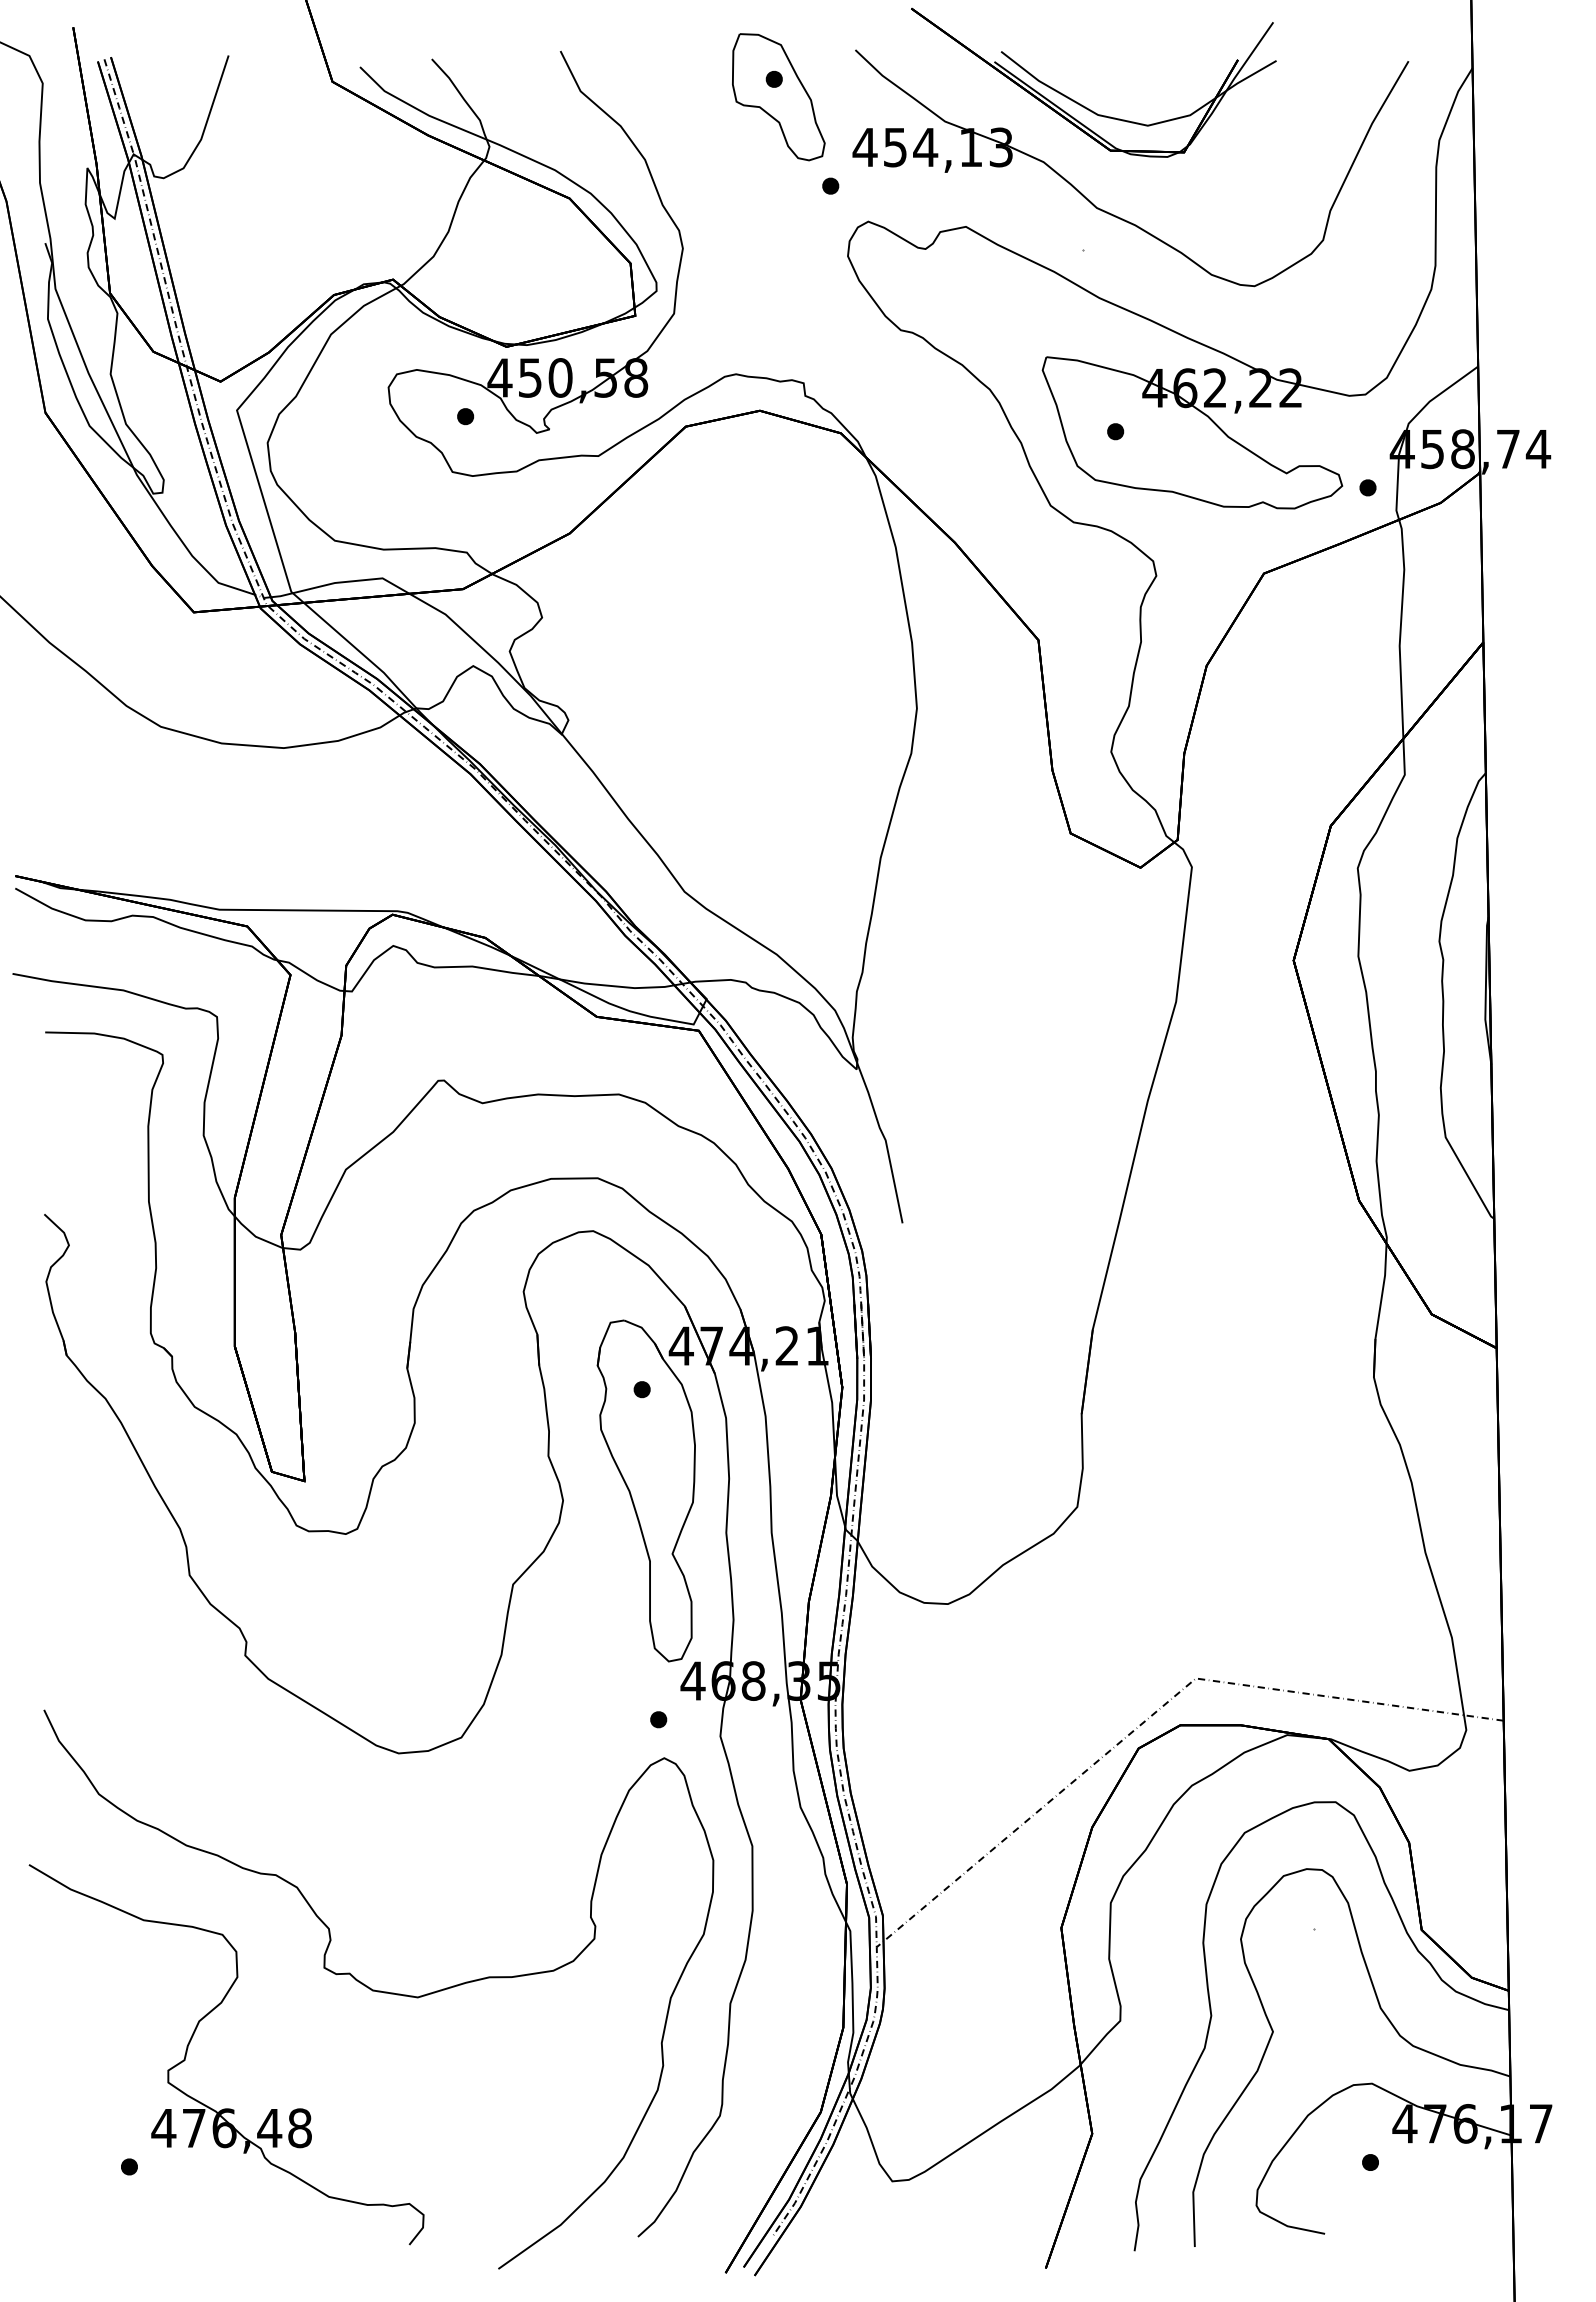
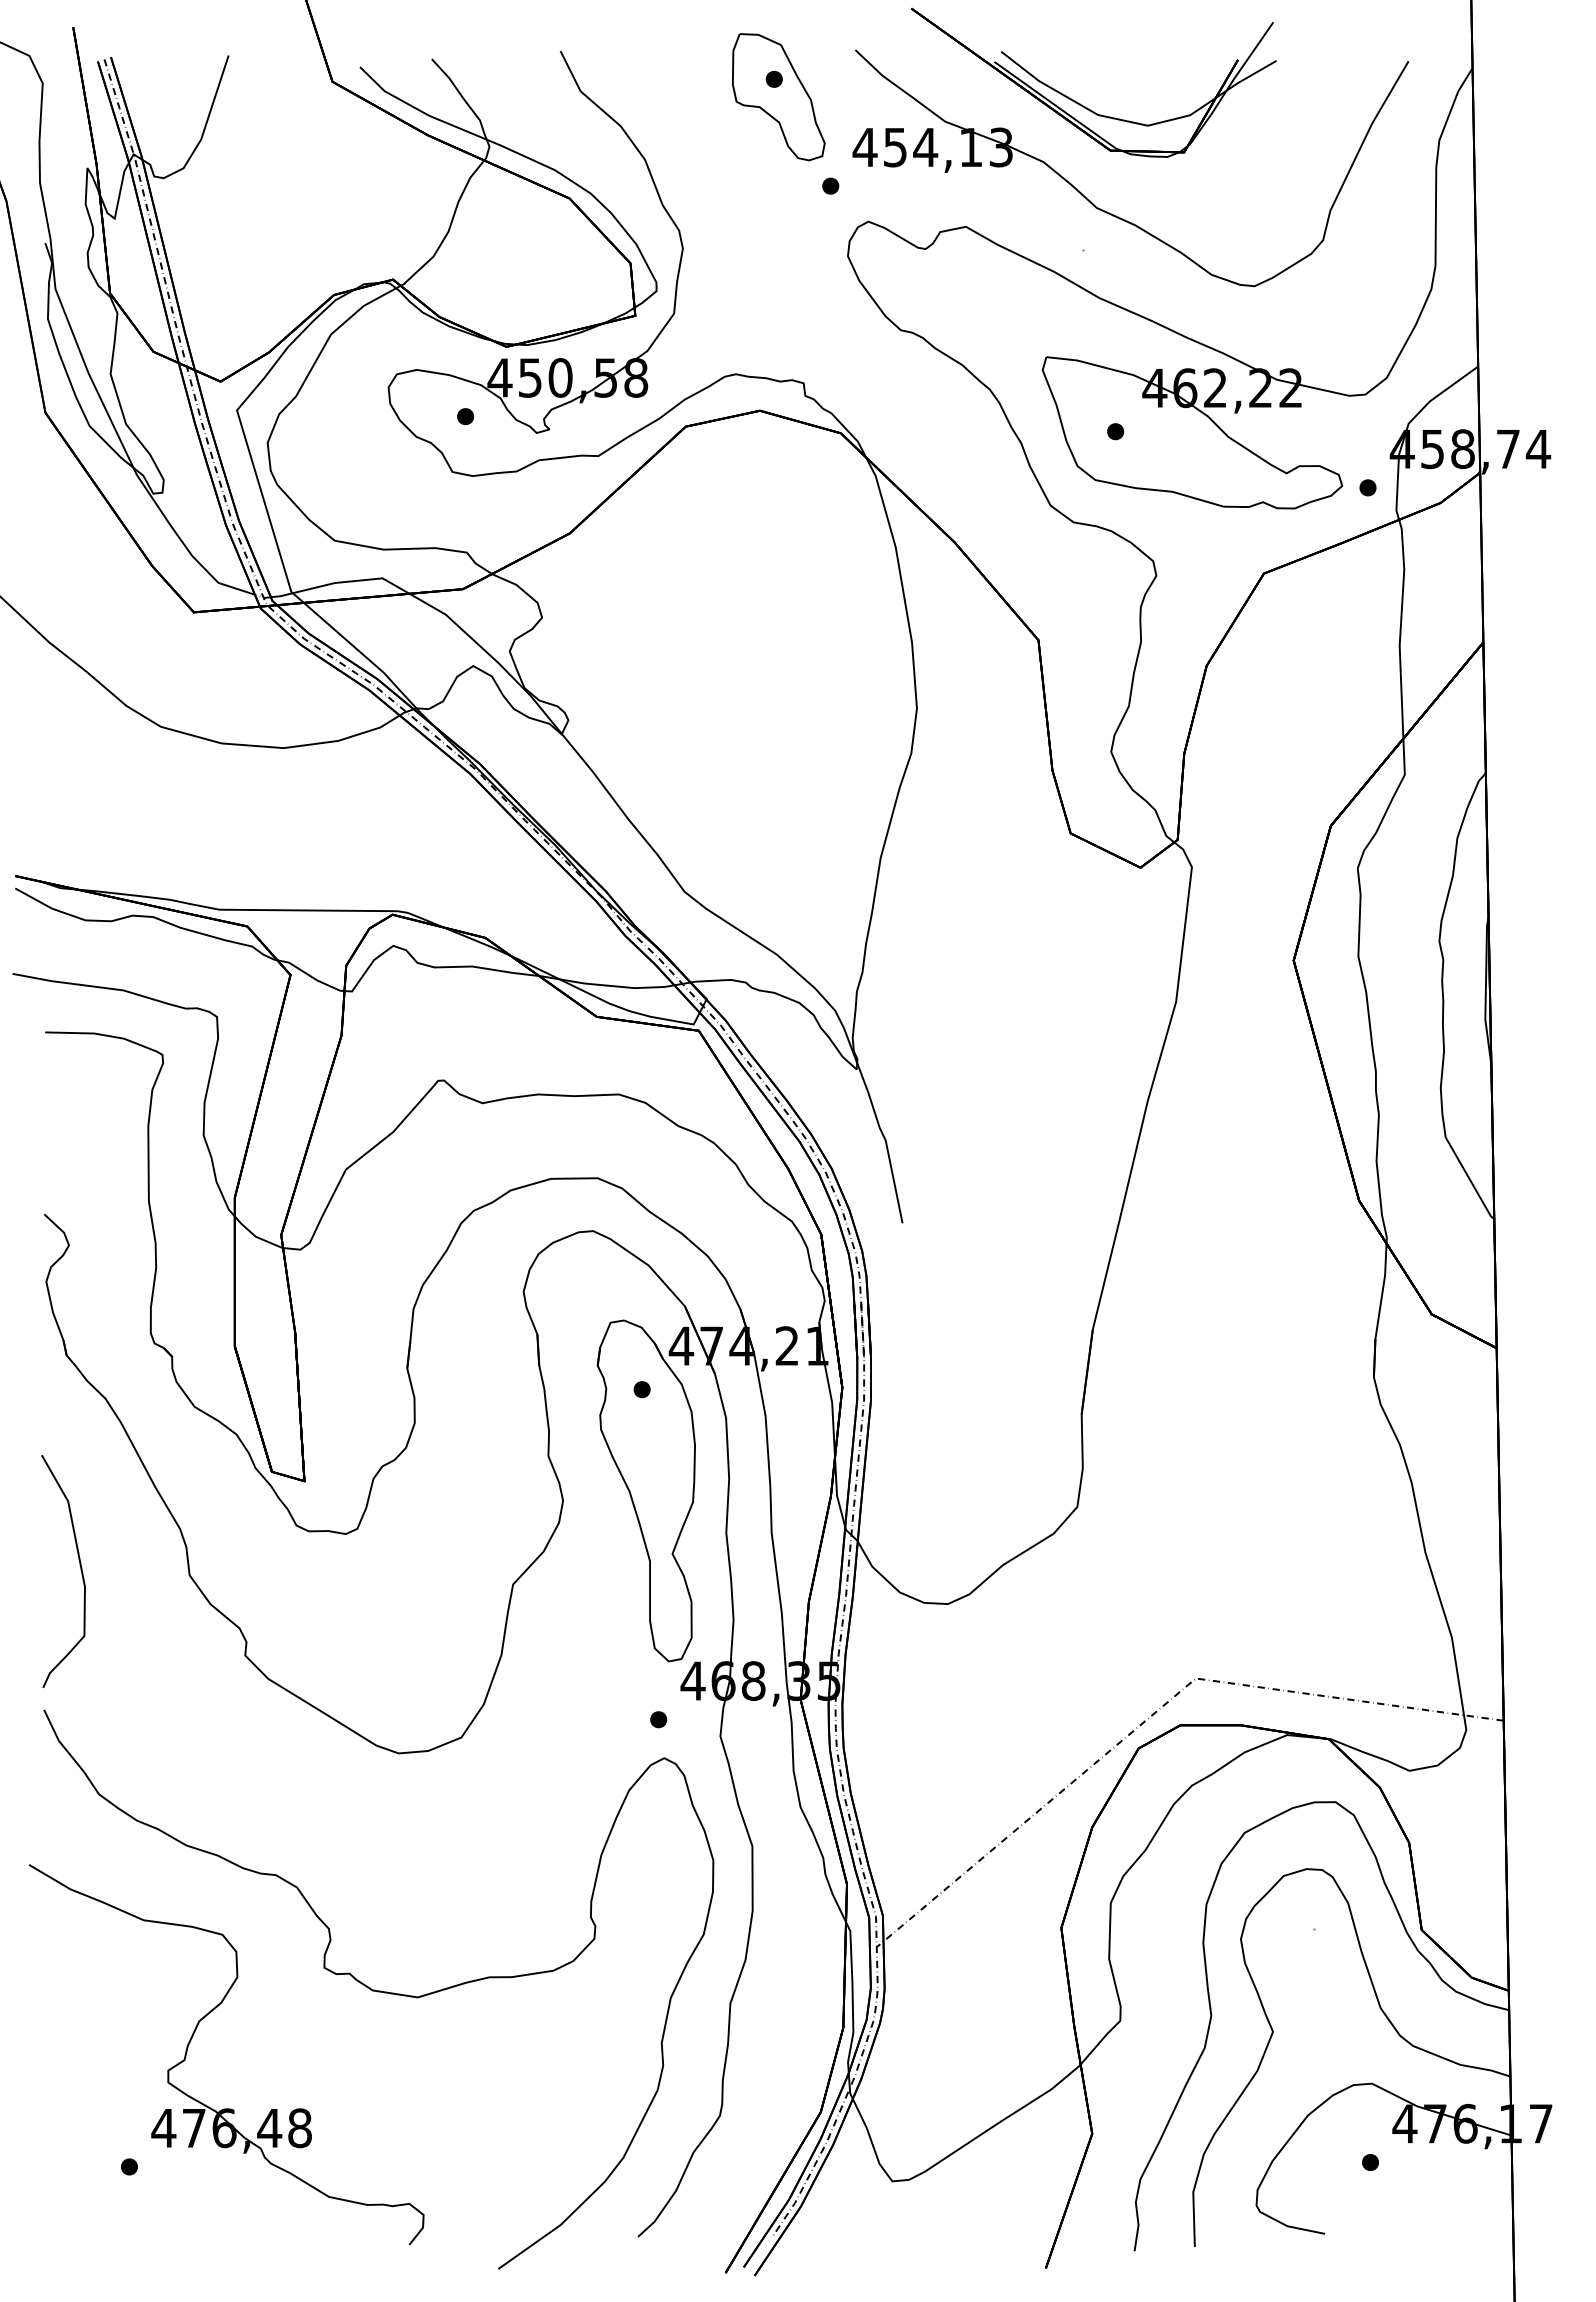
curve: none -> present (80, 1570)
